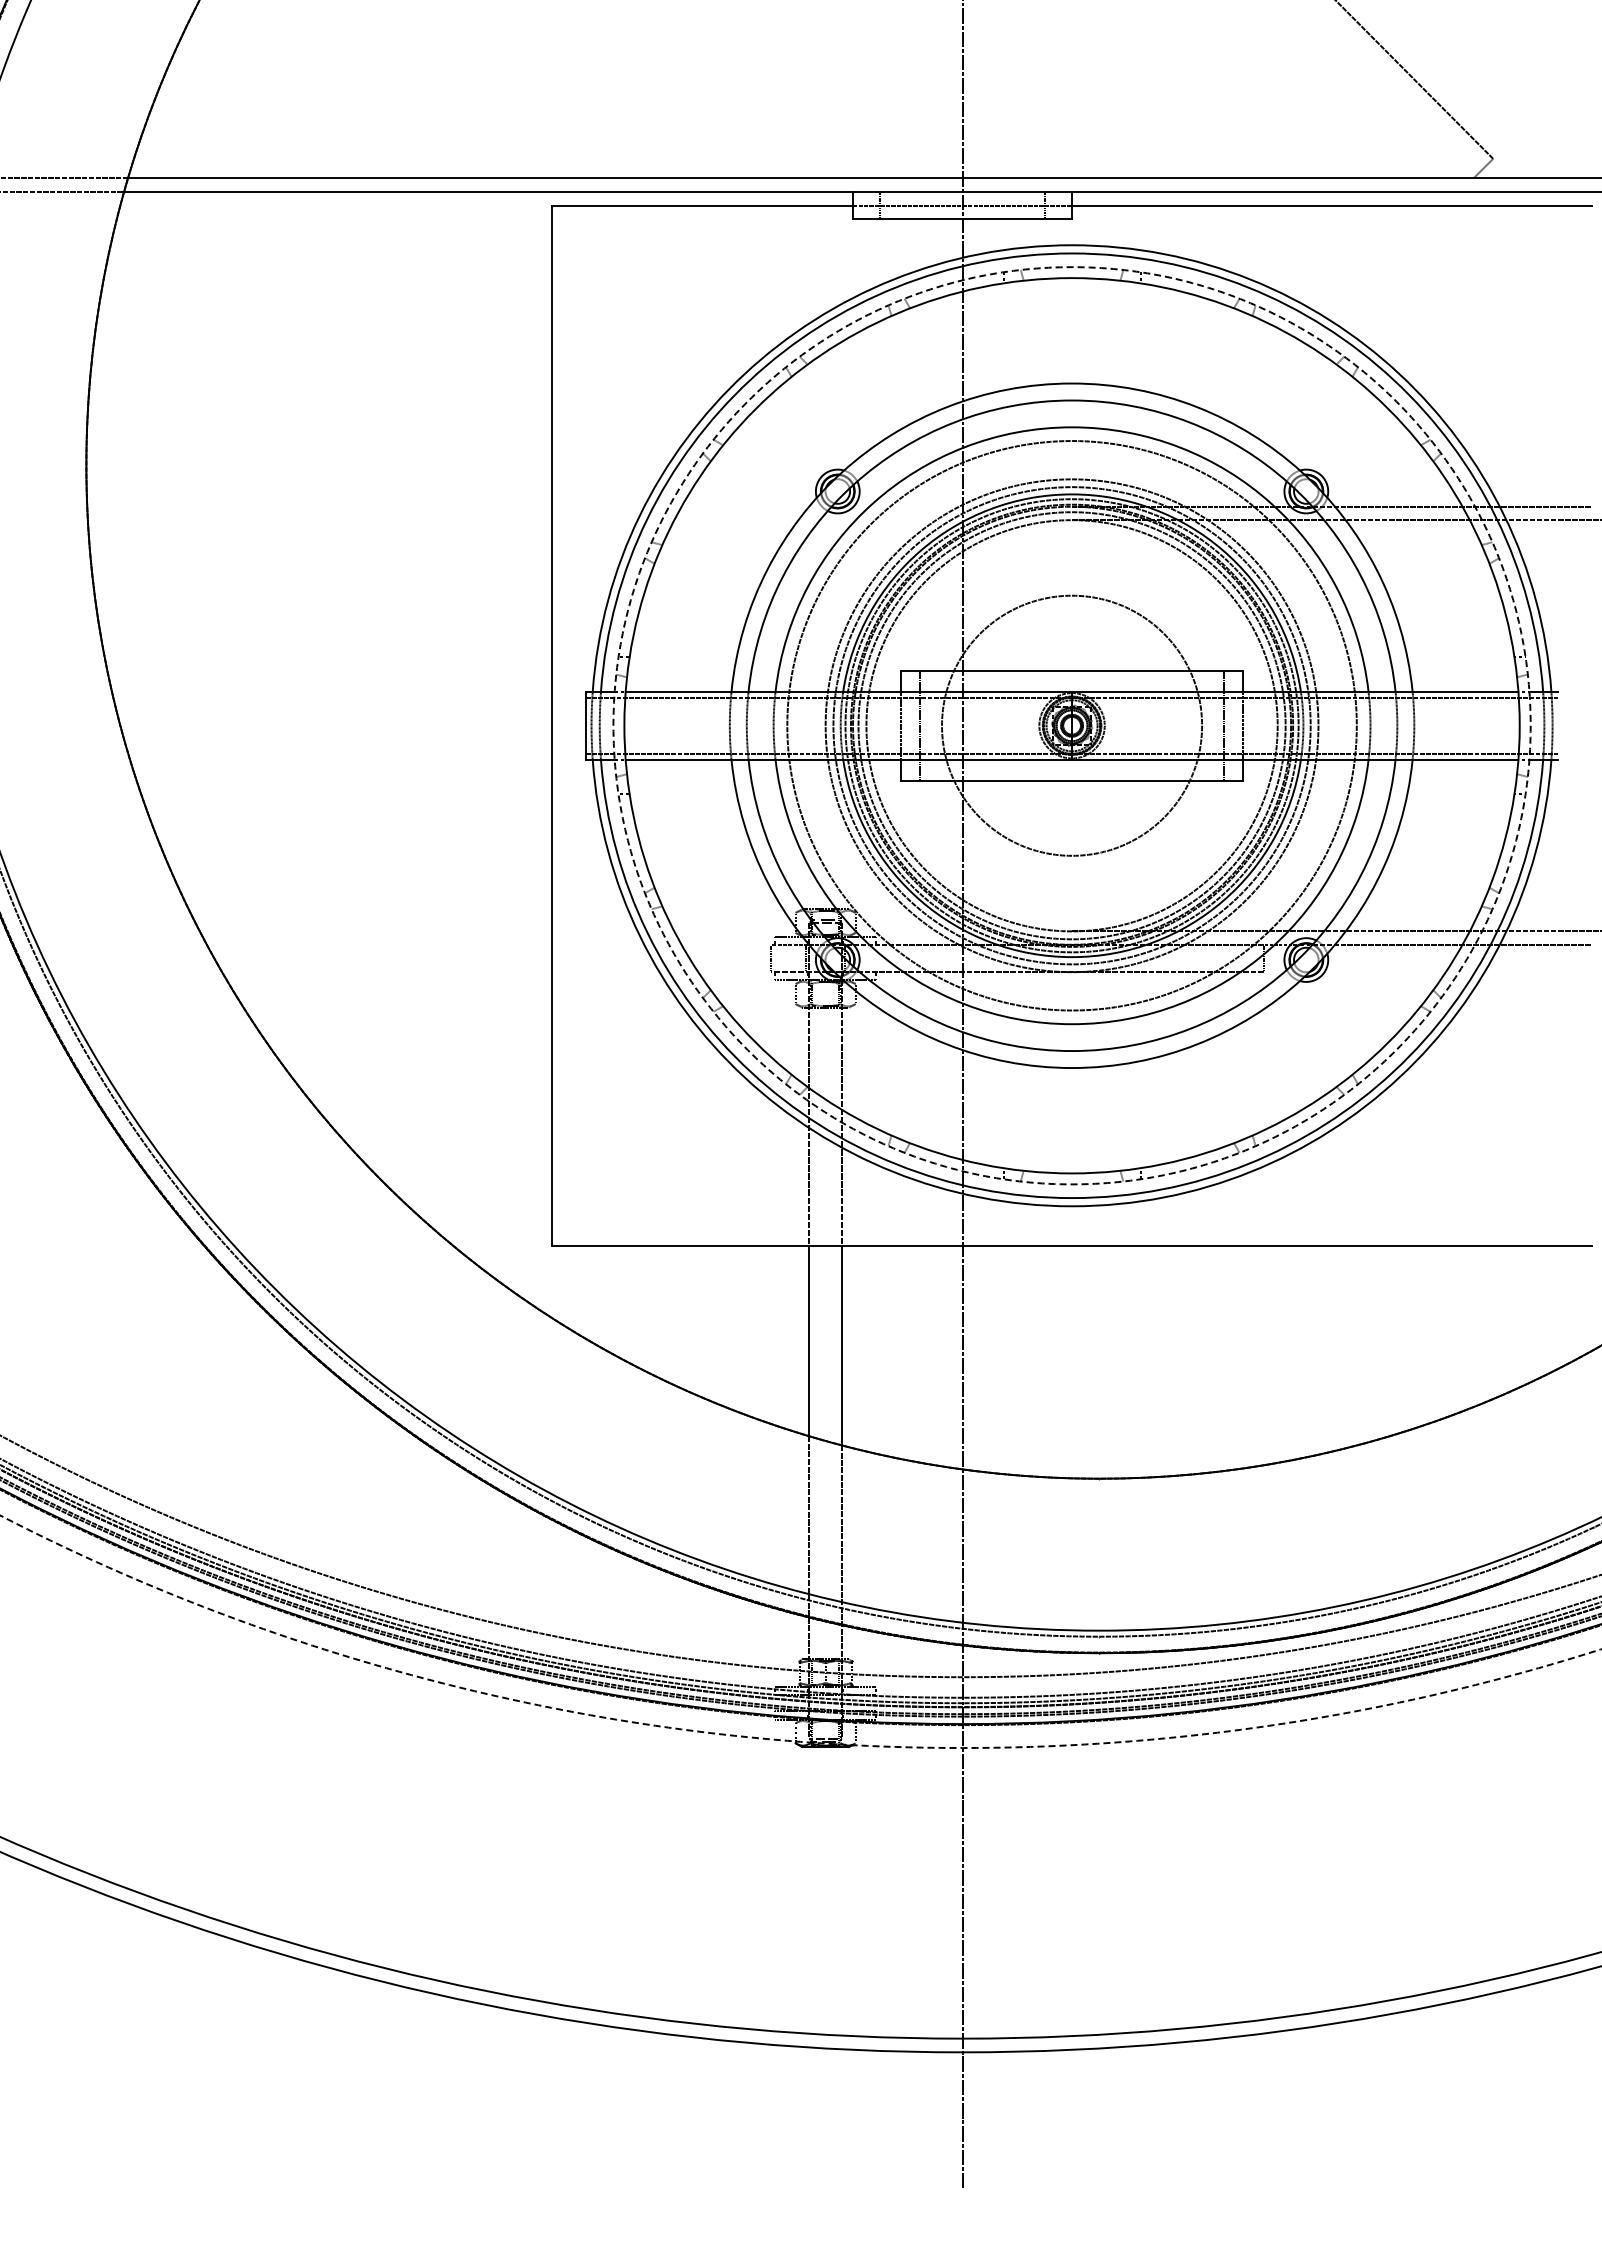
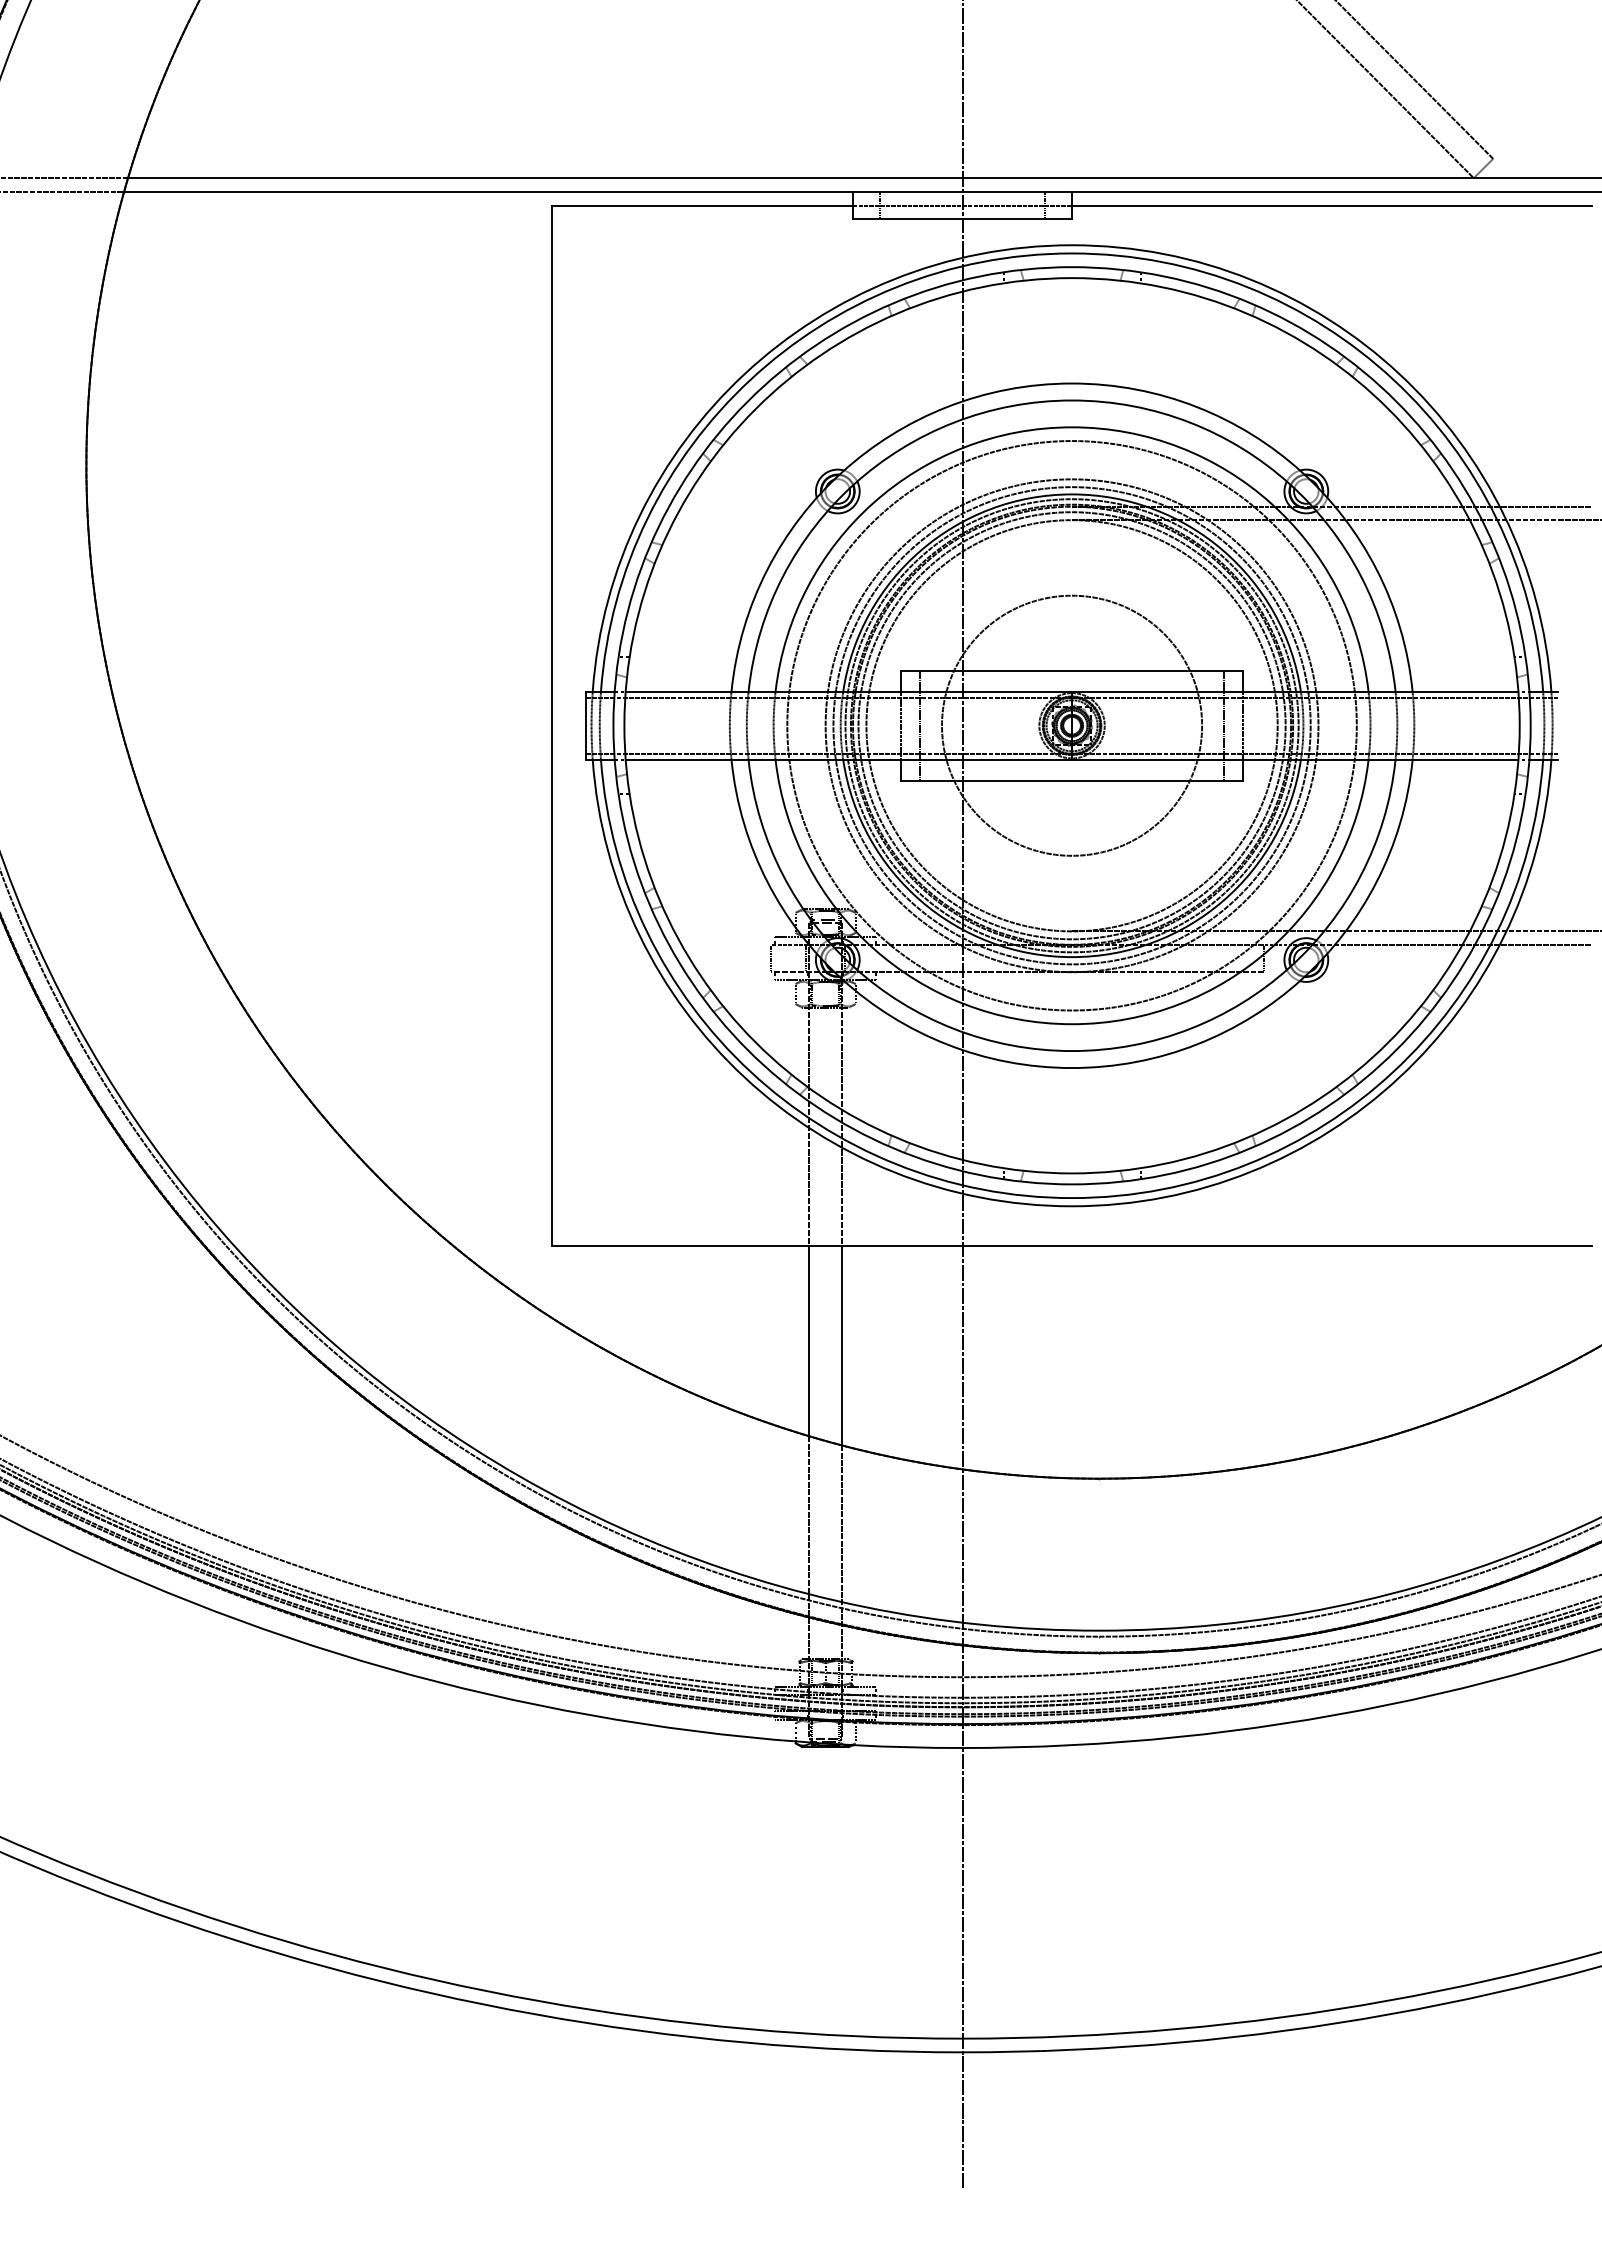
line: none -> present (1385, 90)
circle: dashed -> solid (1071, 725)
circle: dashed -> solid (800, 1631)
